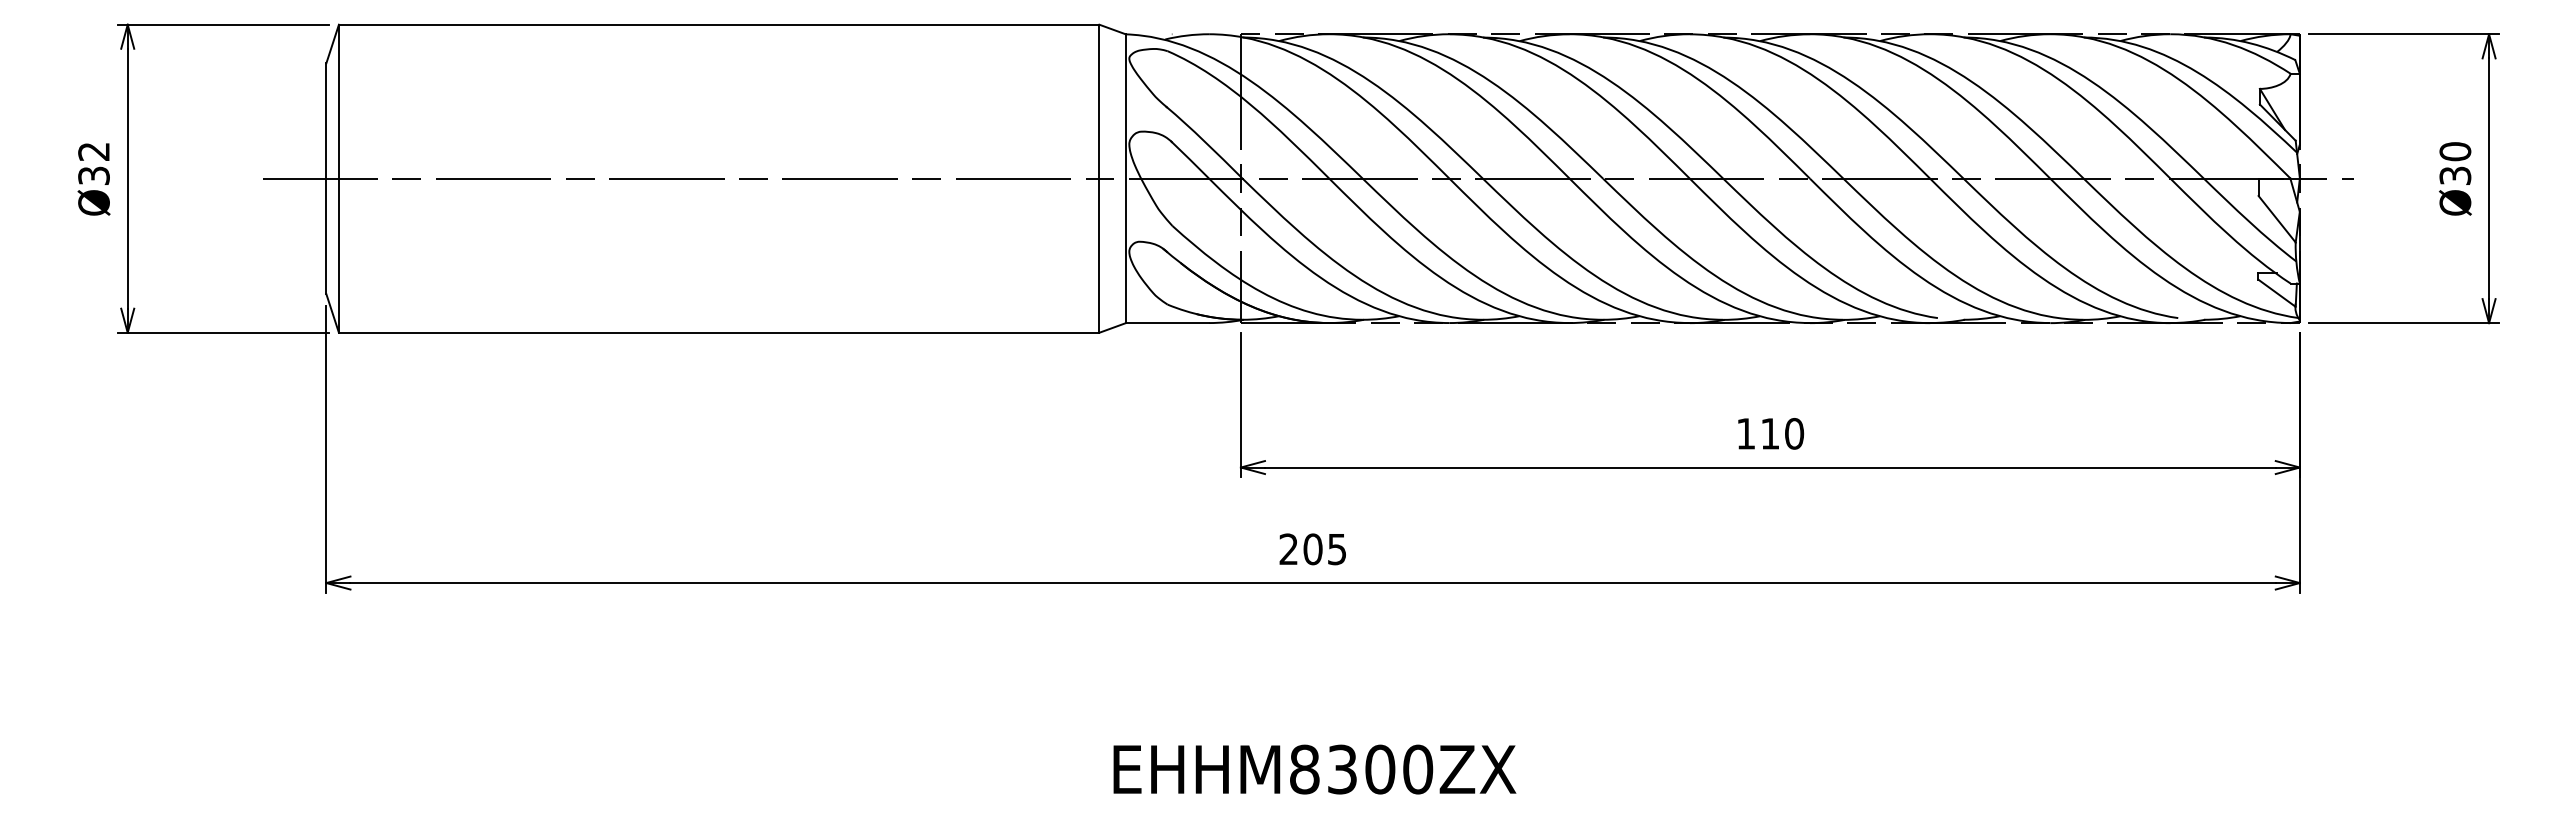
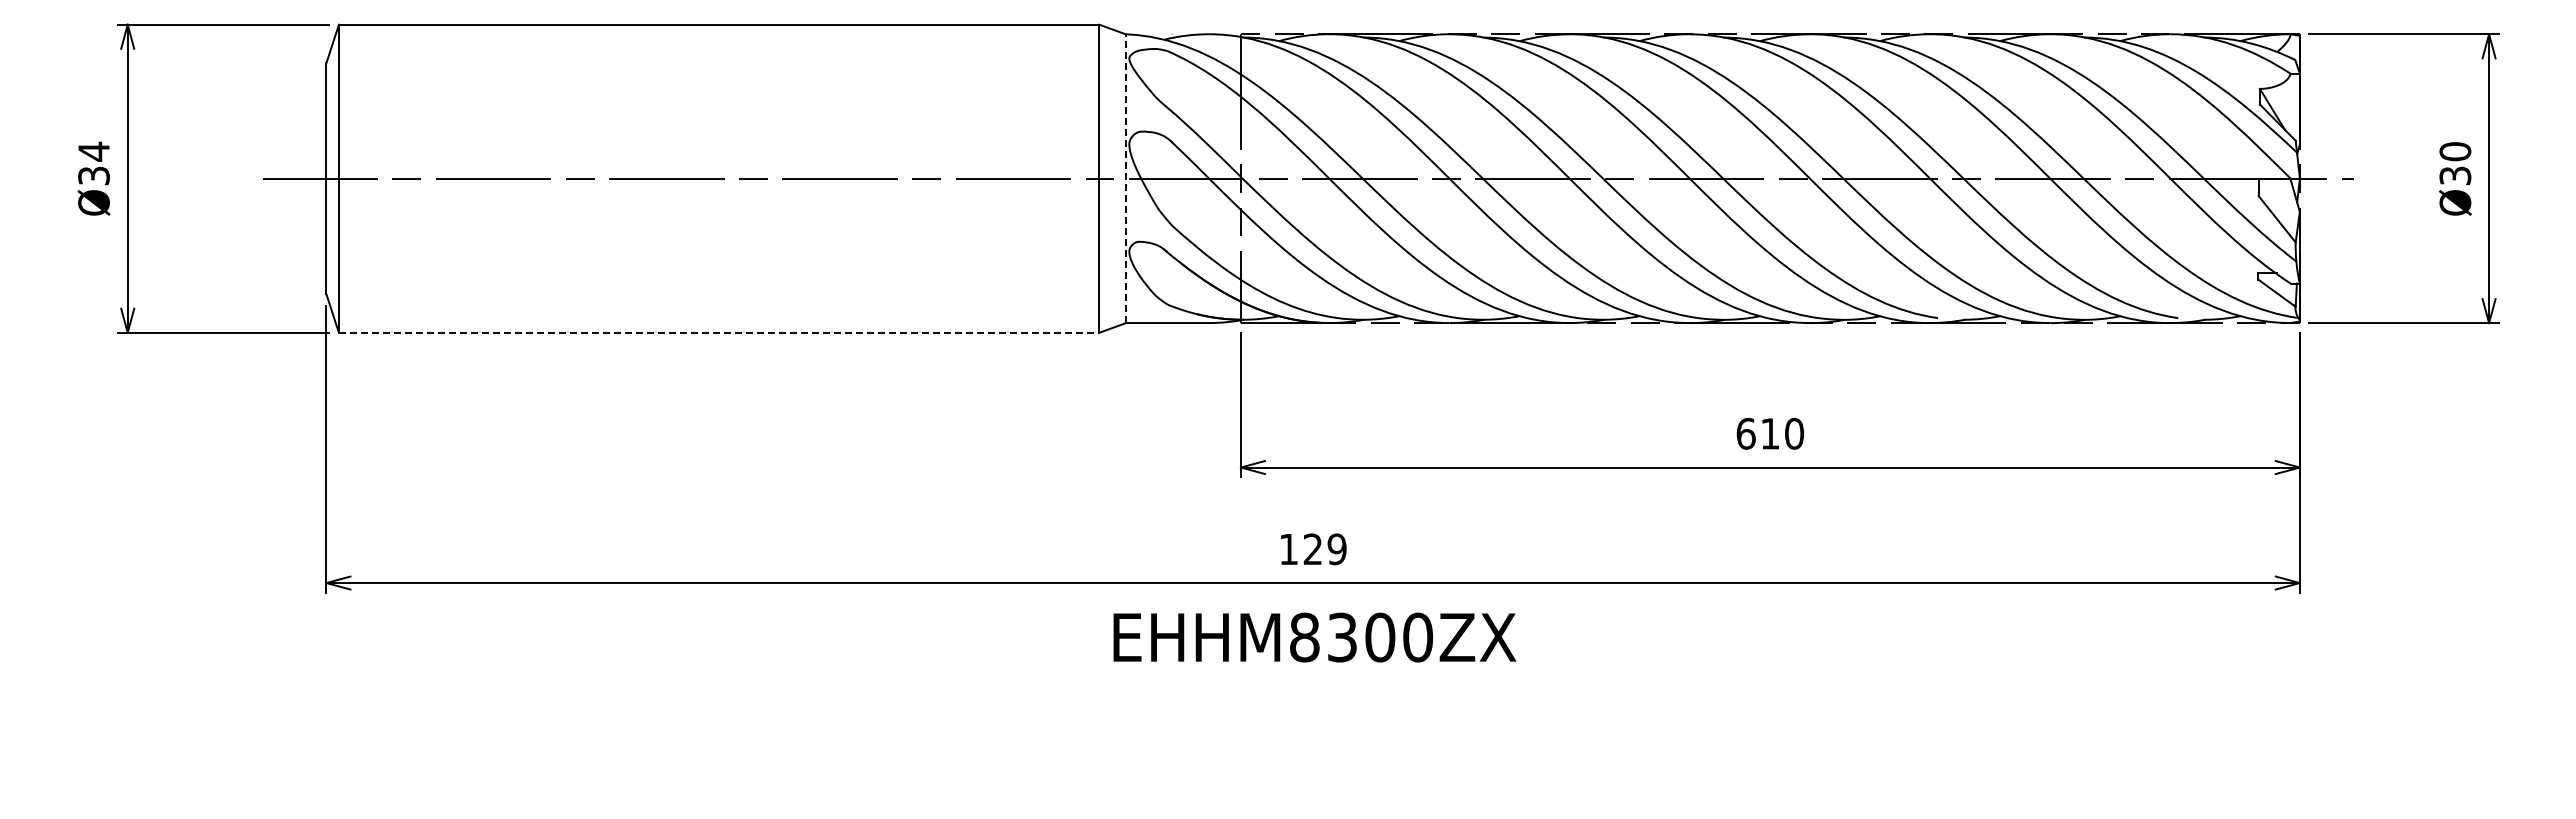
text: Ø32 -> Ø34 (93, 151)
line: solid -> dashed (1125, 178)
line: solid -> dashed (719, 332)
text: 110 -> 610 (1745, 433)
text: 205 -> 129 (1312, 549)
text position: (1314, 769) -> (1314, 637) (1314, 637)
